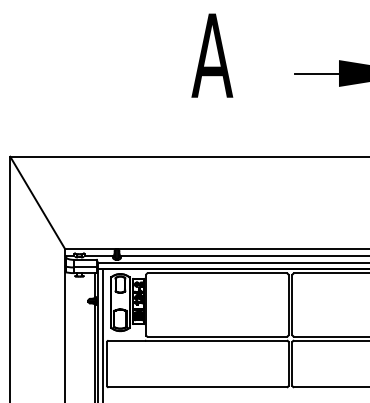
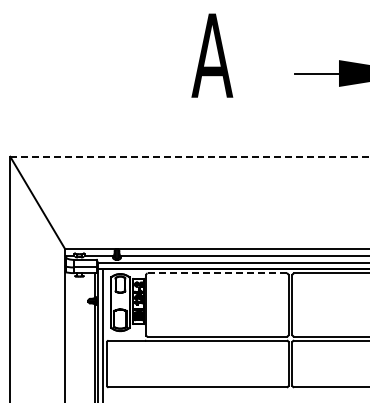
line: solid -> dashed (190, 156)
line: solid -> dashed (217, 273)
